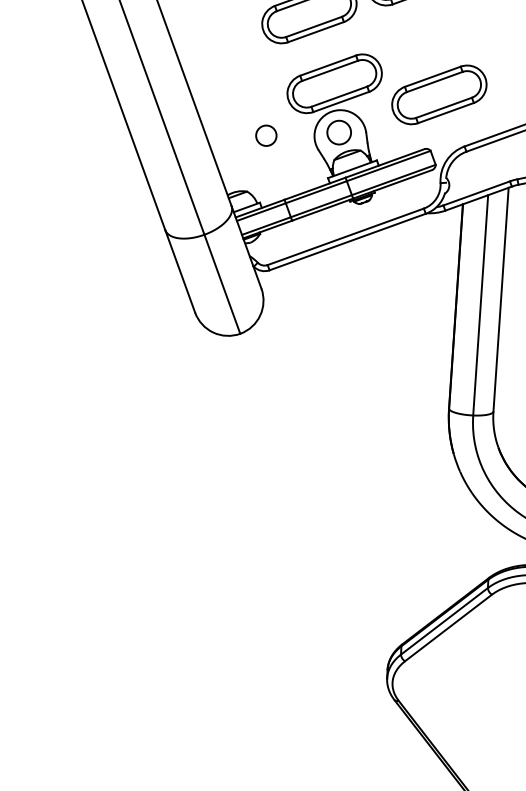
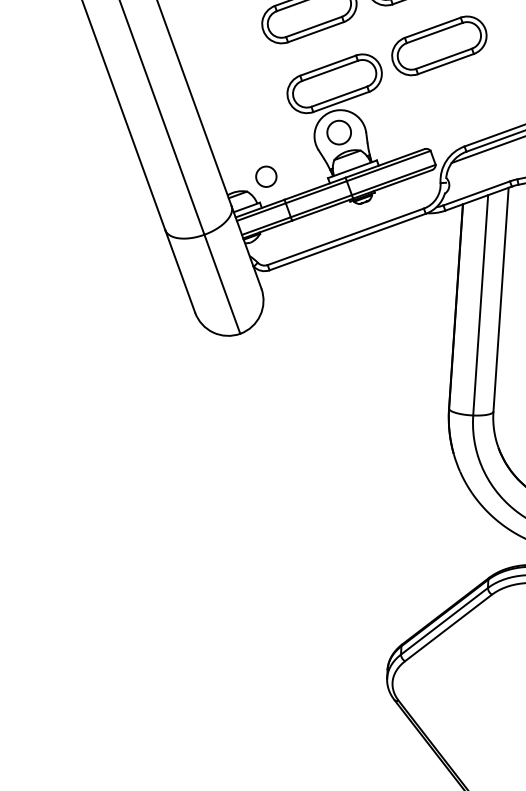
part position: (439, 94) -> (439, 45) (439, 45)
circle position: (266, 135) -> (266, 176) (266, 176)
line: none -> present (486, 150)
